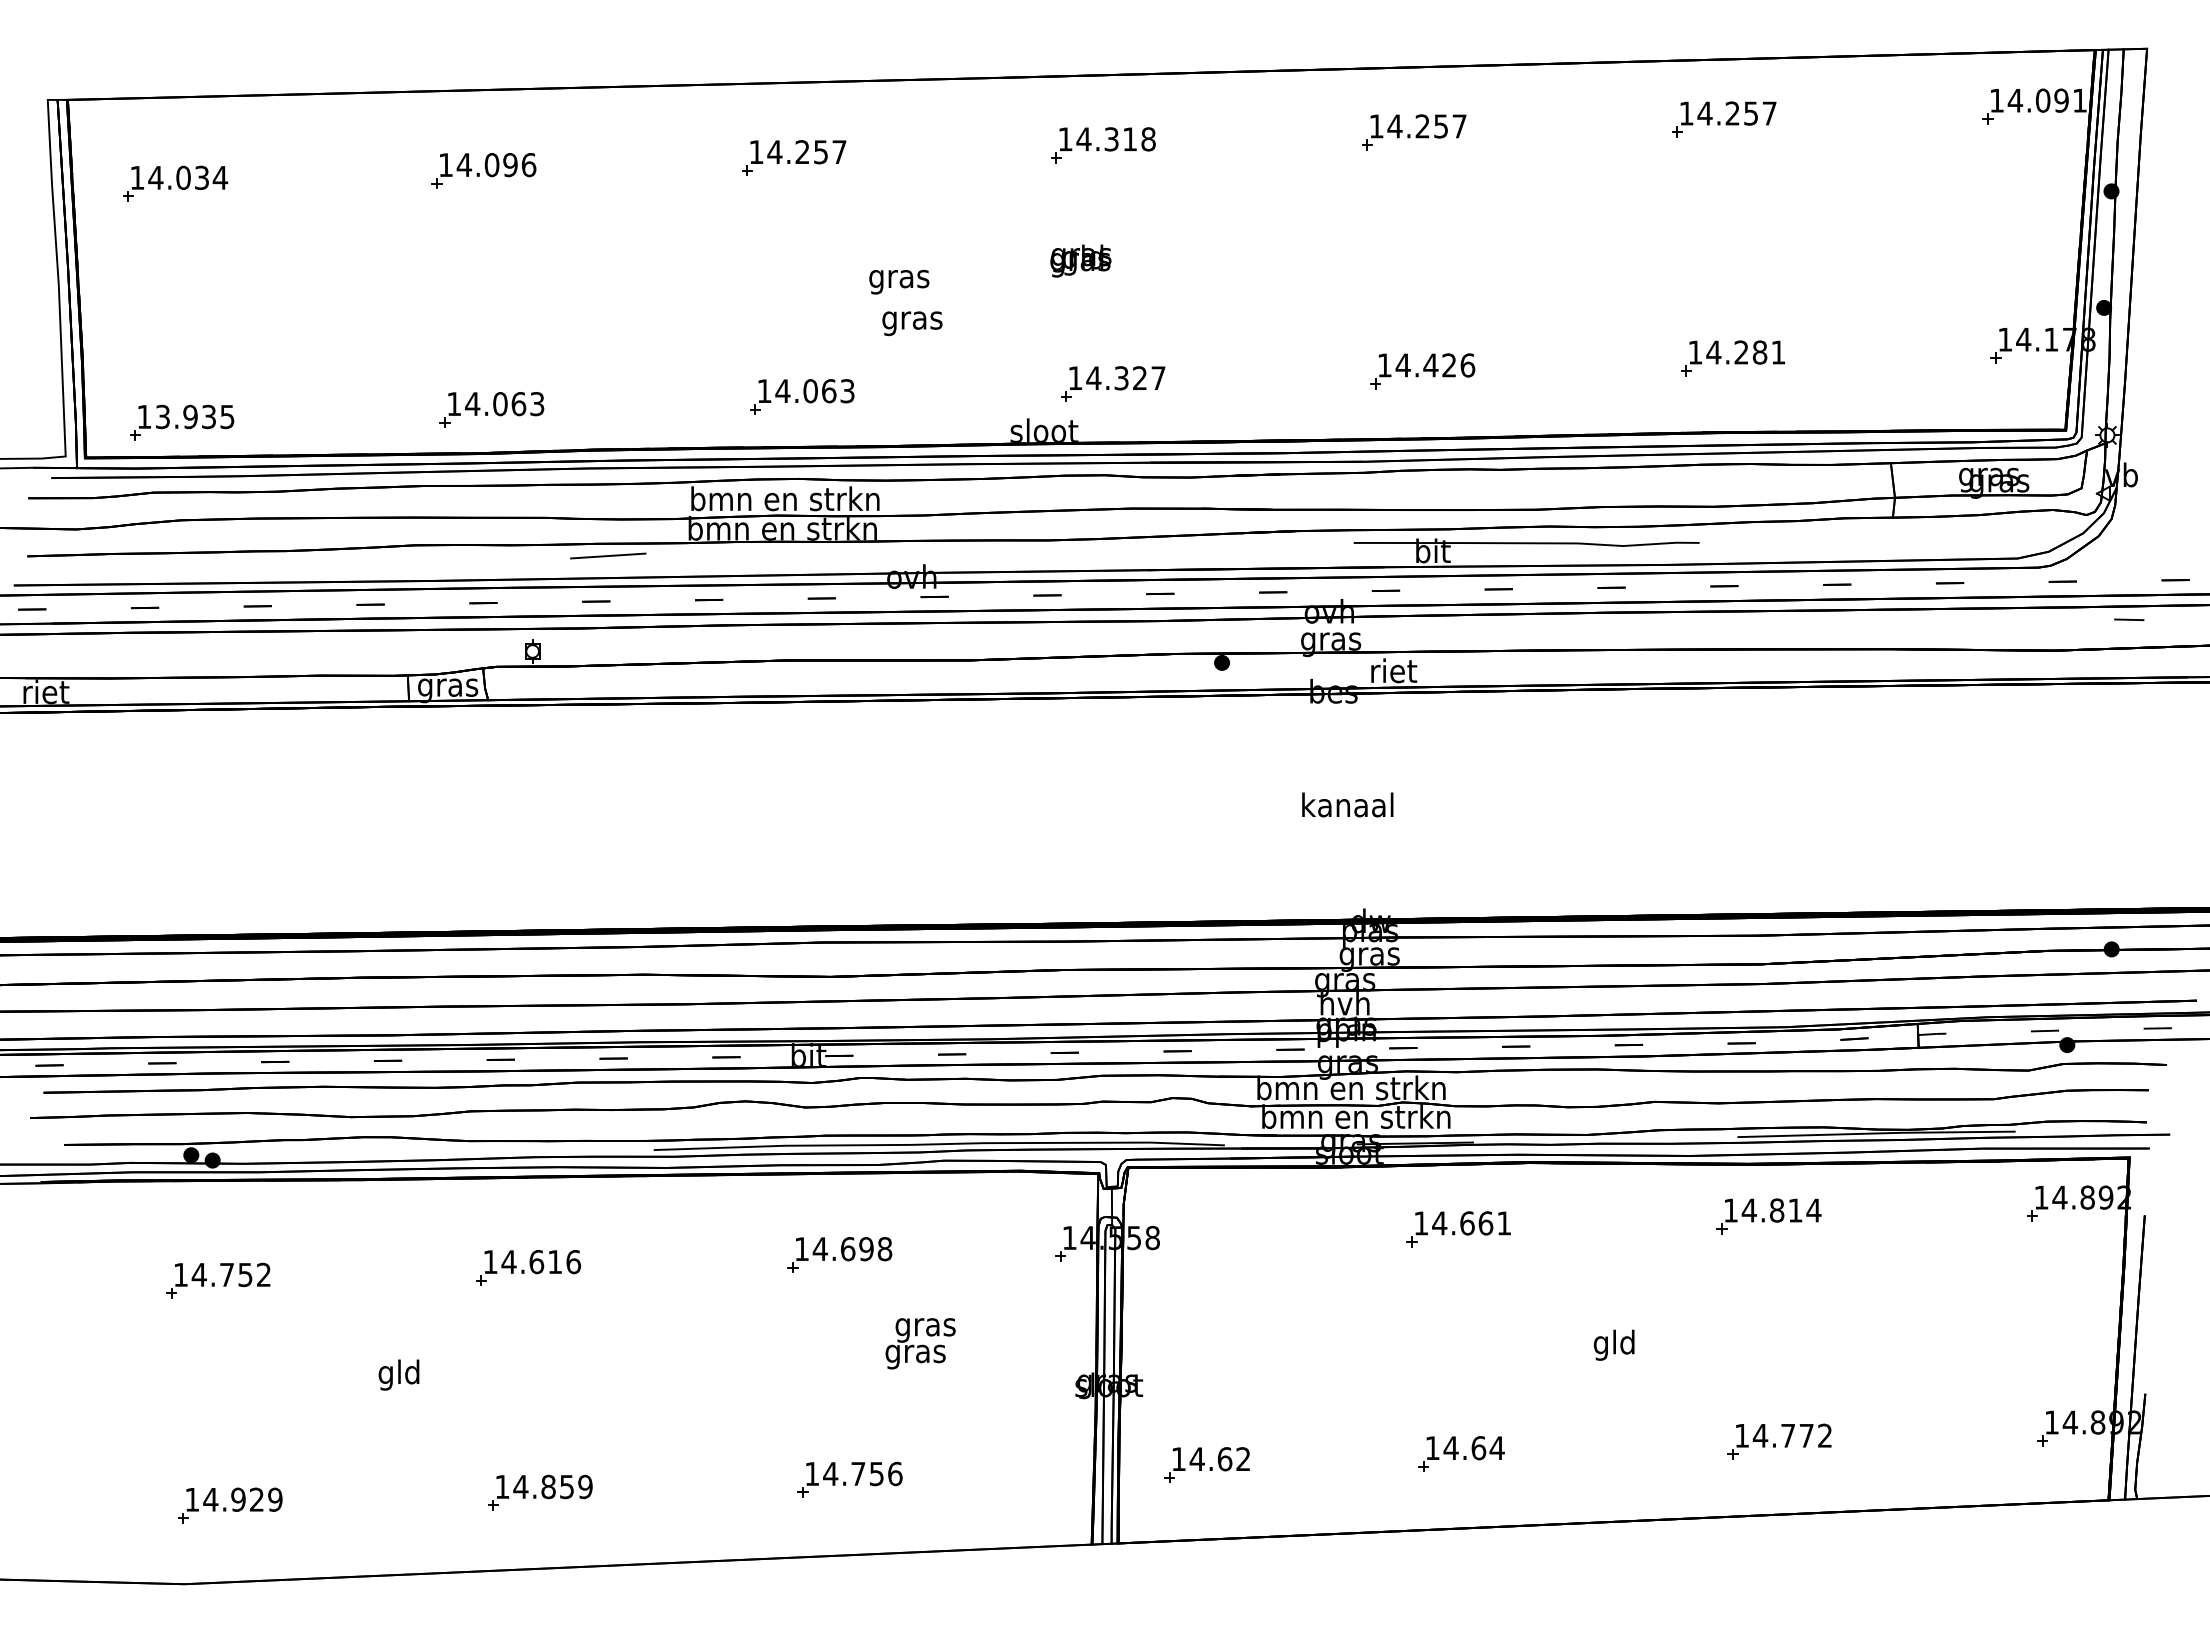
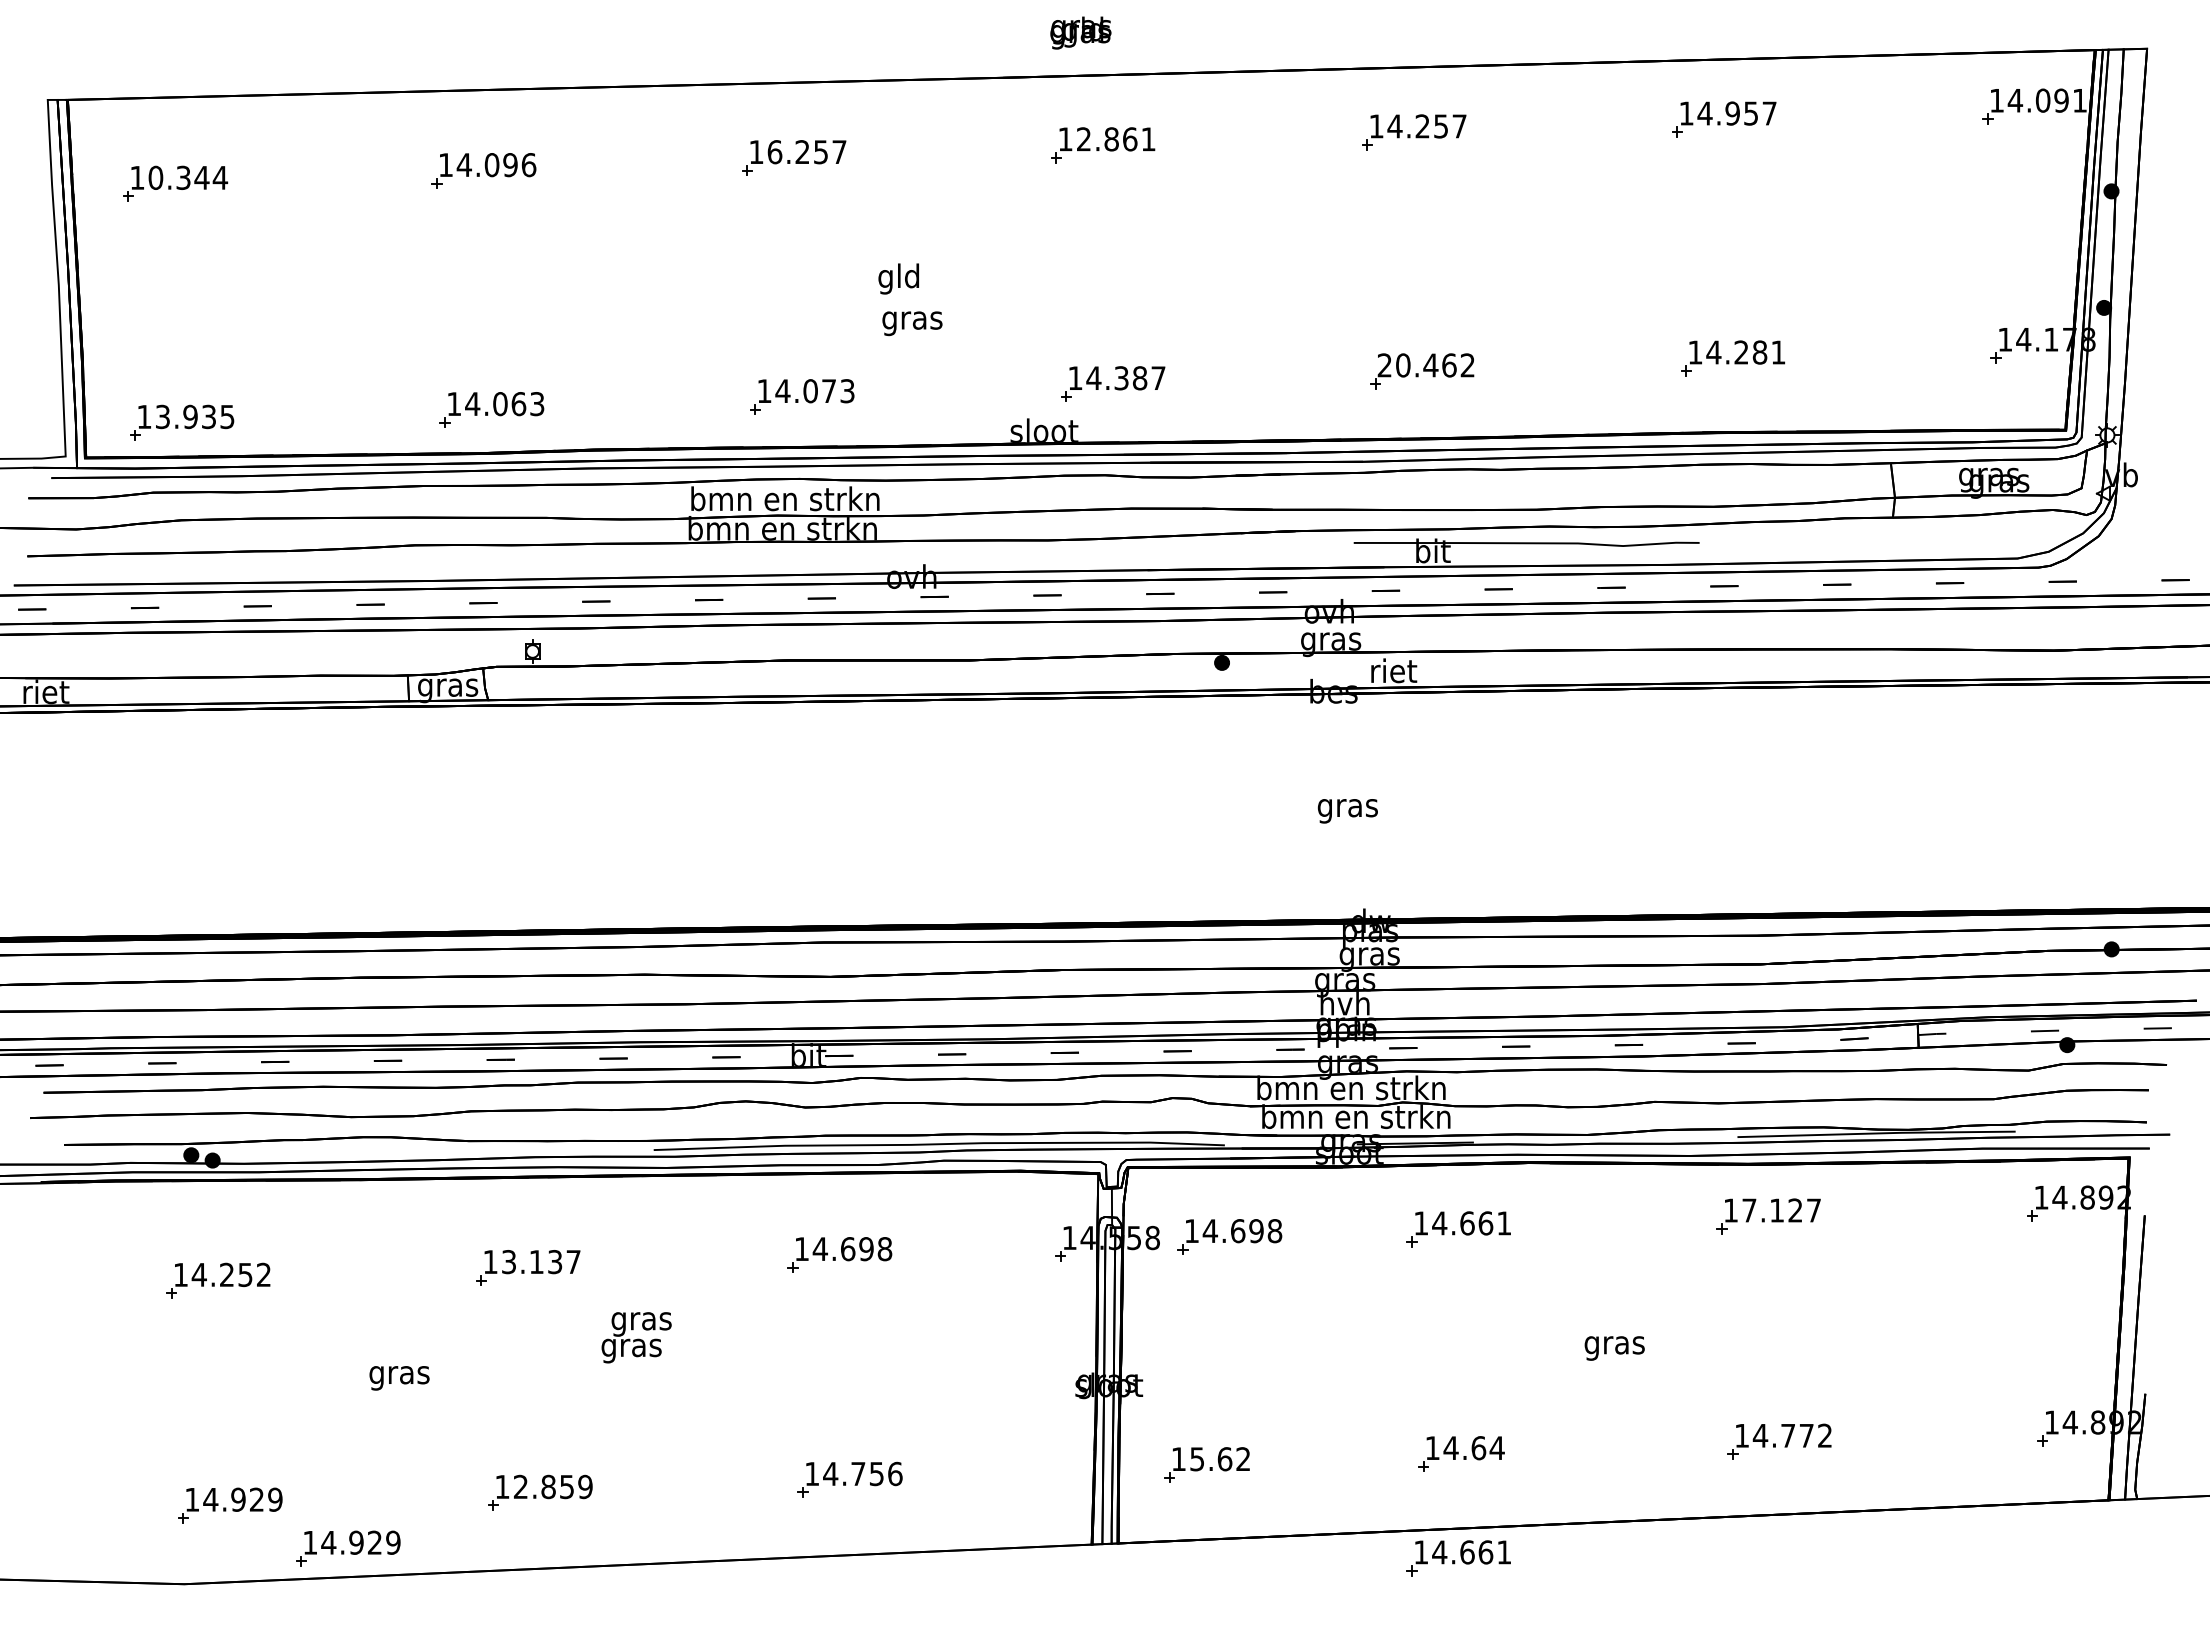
text: 14.257 -> 14.957 (1732, 113)
text: 14.318 -> 12.861 (1115, 139)
text: 14.257 -> 16.257 (774, 152)
text: 14.034 -> 10.344 (178, 177)
text position: (1080, 260) -> (1080, 32) (1080, 32)
text: gras -> gld (899, 278)
text: 14.426 -> 20.462 (1426, 365)
text: 14.327 -> 14.387 (1139, 378)
text: 14.063 -> 14.073 (829, 391)
line: present -> none (608, 555)
line: present -> none (2129, 619)
text: kanaal -> gras (1347, 807)
text: 14.814 -> 17.127 (1781, 1210)
part: none -> present (1229, 1236)
text: 14.616 -> 13.137 (541, 1262)
text: 14.752 -> 14.252 (226, 1274)
text position: (920, 1343) -> (636, 1337) (636, 1337)
text: gld -> gras (1614, 1344)
text: gld -> gras (399, 1374)
text: 14.62 -> 15.62 (1196, 1459)
text: 14.859 -> 12.859 (520, 1486)
part: none -> present (348, 1548)
part: none -> present (1458, 1558)
